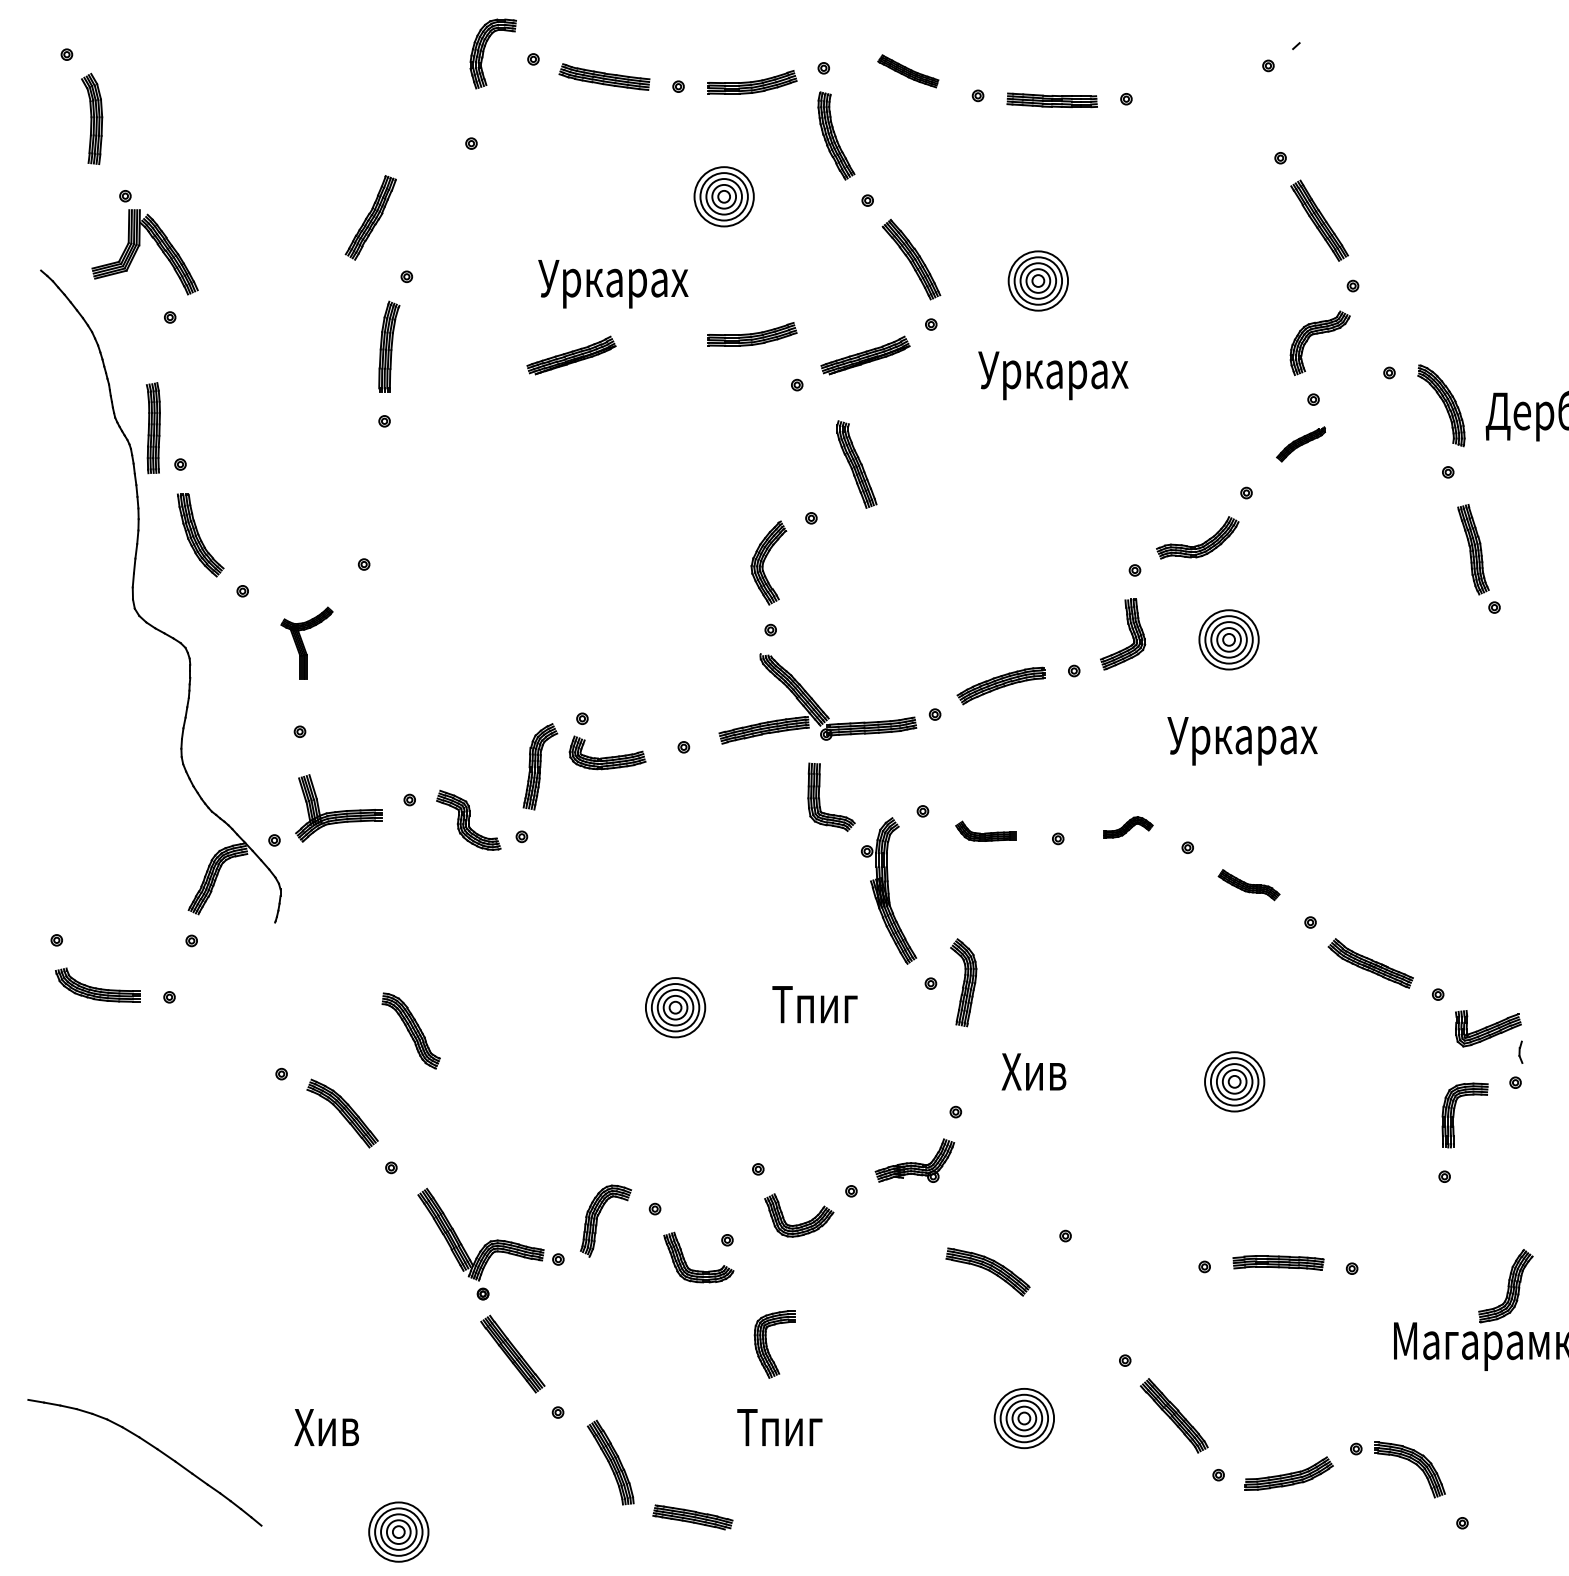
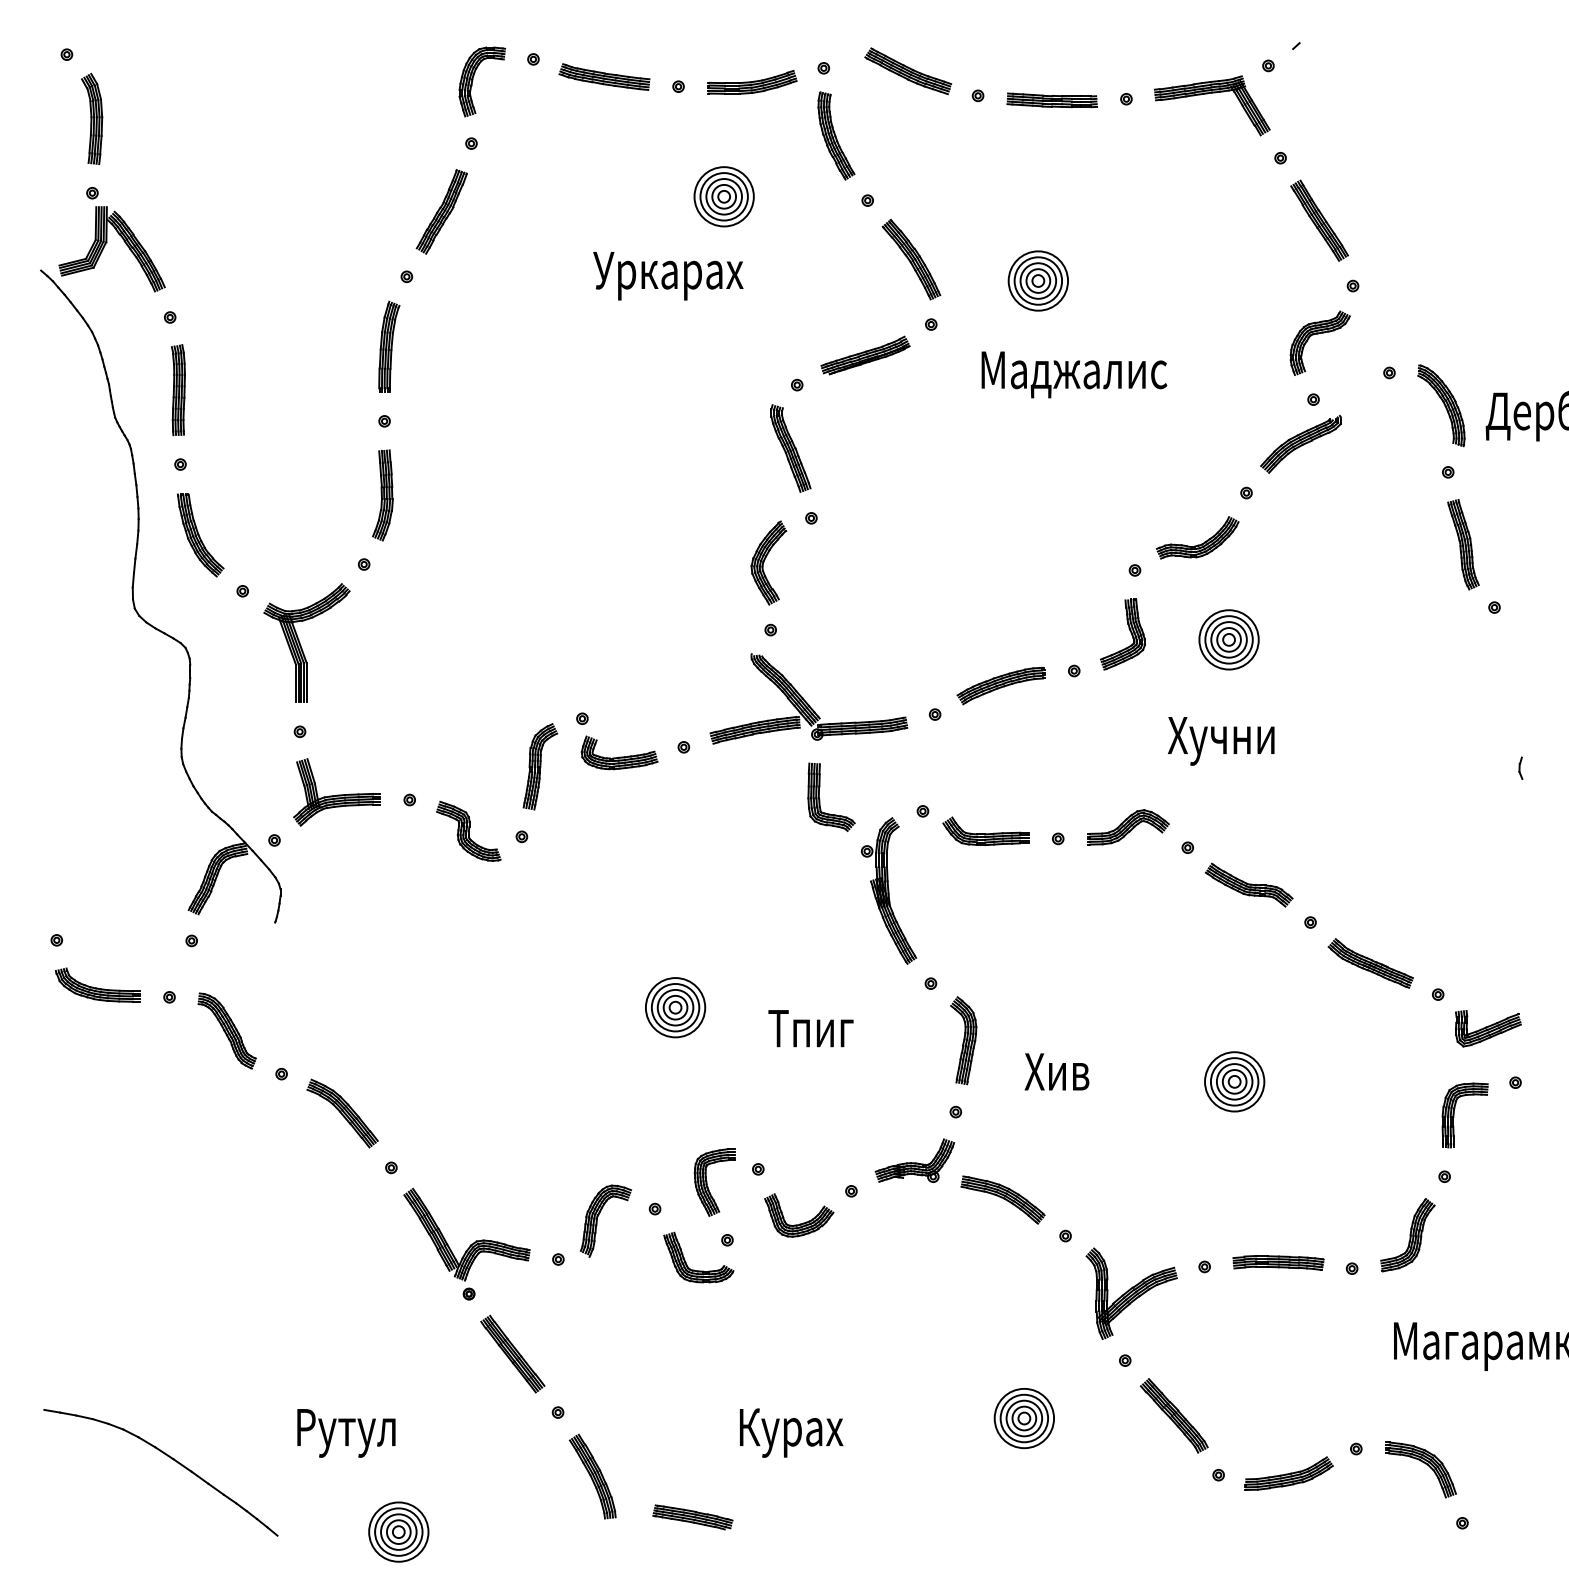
part position: (484, 52) -> (473, 80) (473, 80)
part size: 63x35 px -> 89x49 px (908, 71)
part: none -> present (1212, 93)
part position: (370, 217) -> (441, 211) (441, 211)
part position: (144, 242) -> (111, 239) (111, 239)
text position: (613, 284) -> (668, 276) (668, 276)
part: present -> none (752, 334)
part: present -> none (571, 355)
text: Уркарах -> Маджалис (1072, 375)
part position: (152, 428) -> (177, 390) (177, 390)
part size: 50x37 px -> 82x59 px (1300, 444)
part position: (856, 464) -> (790, 448) (790, 448)
part: none -> present (382, 495)
part position: (1473, 549) -> (1463, 544) (1463, 544)
part size: 54x74 px -> 88x120 px (306, 642)
part position: (817, 698) -> (808, 698) (808, 698)
text: Уркарах -> Хучни (1242, 741)
part position: (607, 752) -> (619, 752) (619, 752)
part position: (338, 808) -> (336, 792) (336, 792)
part position: (468, 819) -> (468, 830) (468, 830)
part size: 51x23 px -> 83x37 px (1128, 827)
part size: 62x22 px -> 88x31 px (985, 831)
part size: 64x33 px -> 90x46 px (1248, 884)
part position: (963, 982) -> (963, 1040) (963, 1040)
text position: (814, 1004) -> (810, 1028) (810, 1028)
part position: (410, 1030) -> (226, 1030) (226, 1030)
part position: (1520, 1051) -> (1520, 767) (1520, 767)
text position: (1033, 1071) -> (1056, 1071) (1056, 1071)
part position: (480, 1243) -> (466, 1243) (466, 1243)
part position: (987, 1271) -> (1002, 1199) (1002, 1199)
part position: (1505, 1286) -> (1407, 1235) (1407, 1235)
part: none -> present (1131, 1293)
part position: (767, 1344) -> (707, 1182) (707, 1182)
text: Тпиг -> Курах (790, 1432)
text: Хив -> Рутул (344, 1433)
part position: (152, 1447) -> (168, 1457) (168, 1457)
part position: (610, 1462) -> (592, 1476) (592, 1476)
part position: (1412, 1463) -> (1423, 1463) (1423, 1463)
